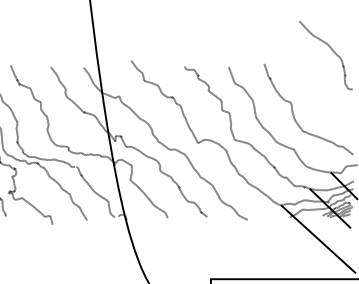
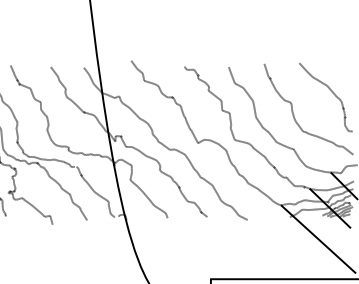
curve position: (331, 50) -> (331, 92) (331, 92)
